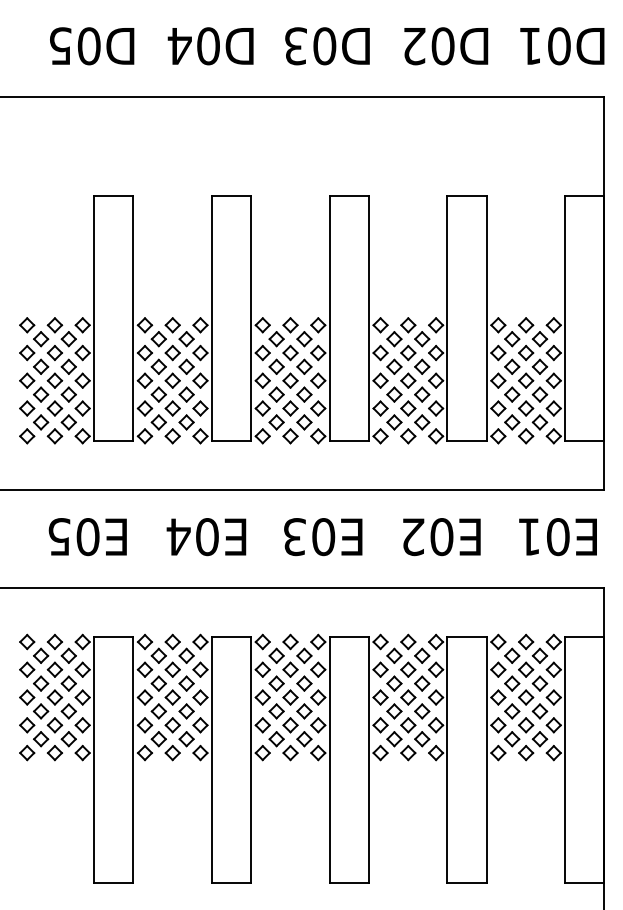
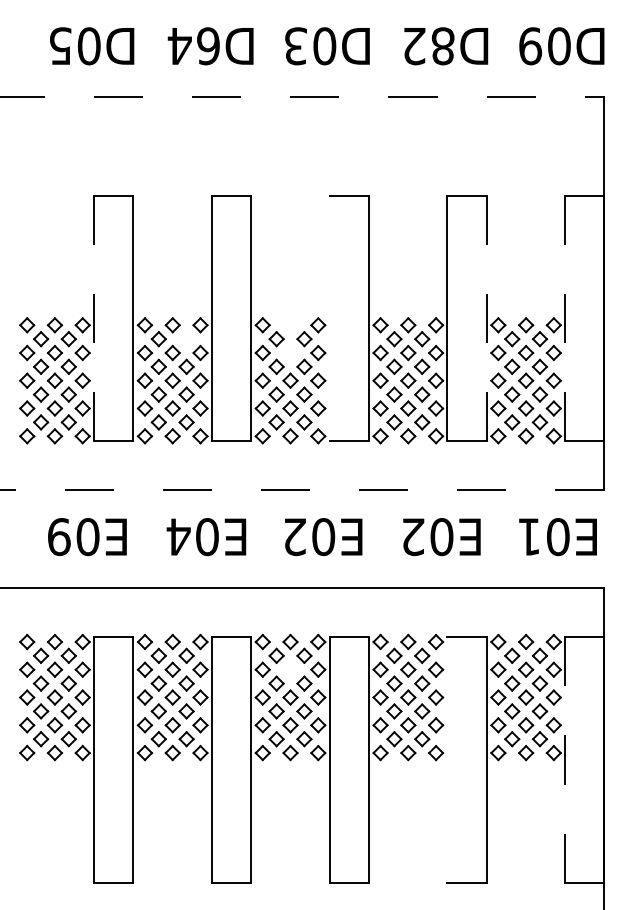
text: D04 -> D64 (208, 46)
text: D02 -> D82 (442, 46)
text: D01 -> D09 (530, 46)
line: solid -> dashed (302, 97)
line: solid -> dashed (94, 318)
line: present -> none (329, 318)
line: solid -> dashed (486, 318)
line: solid -> dashed (565, 318)
part: present -> none (290, 325)
part: present -> none (186, 339)
part: present -> none (290, 352)
line: solid -> dashed (302, 490)
text: E03 -> E02 (294, 536)
text: E05 -> E09 (59, 537)
part: present -> none (290, 669)
line: present -> none (447, 759)
line: solid -> dashed (565, 760)
